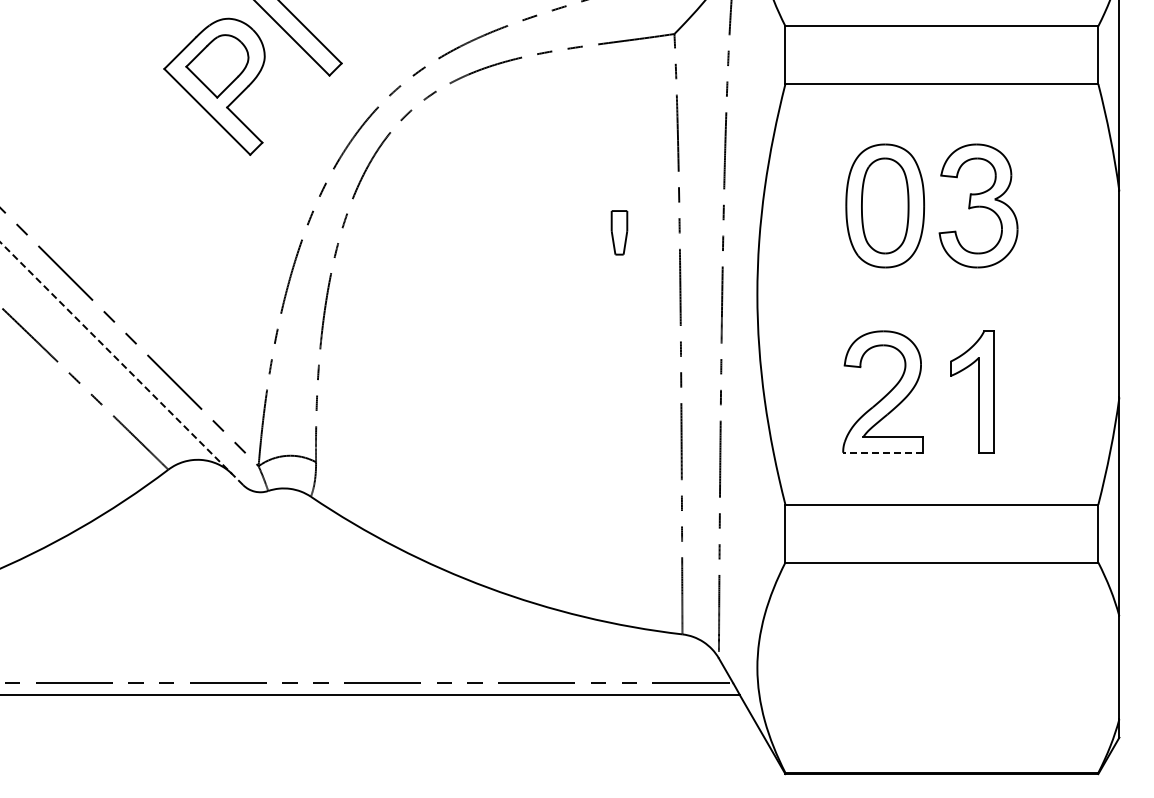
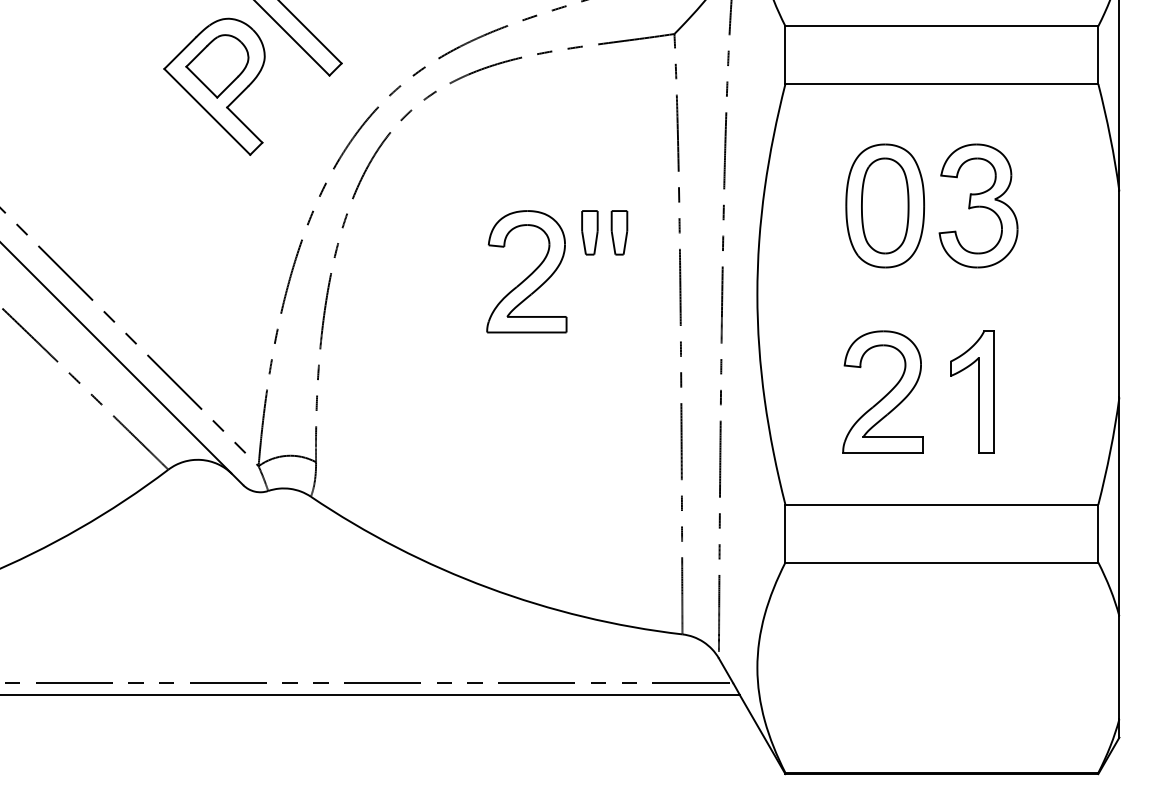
part: none -> present (589, 232)
part: none -> present (526, 271)
line: dashed -> solid (121, 363)
line: dashed -> solid (882, 452)
